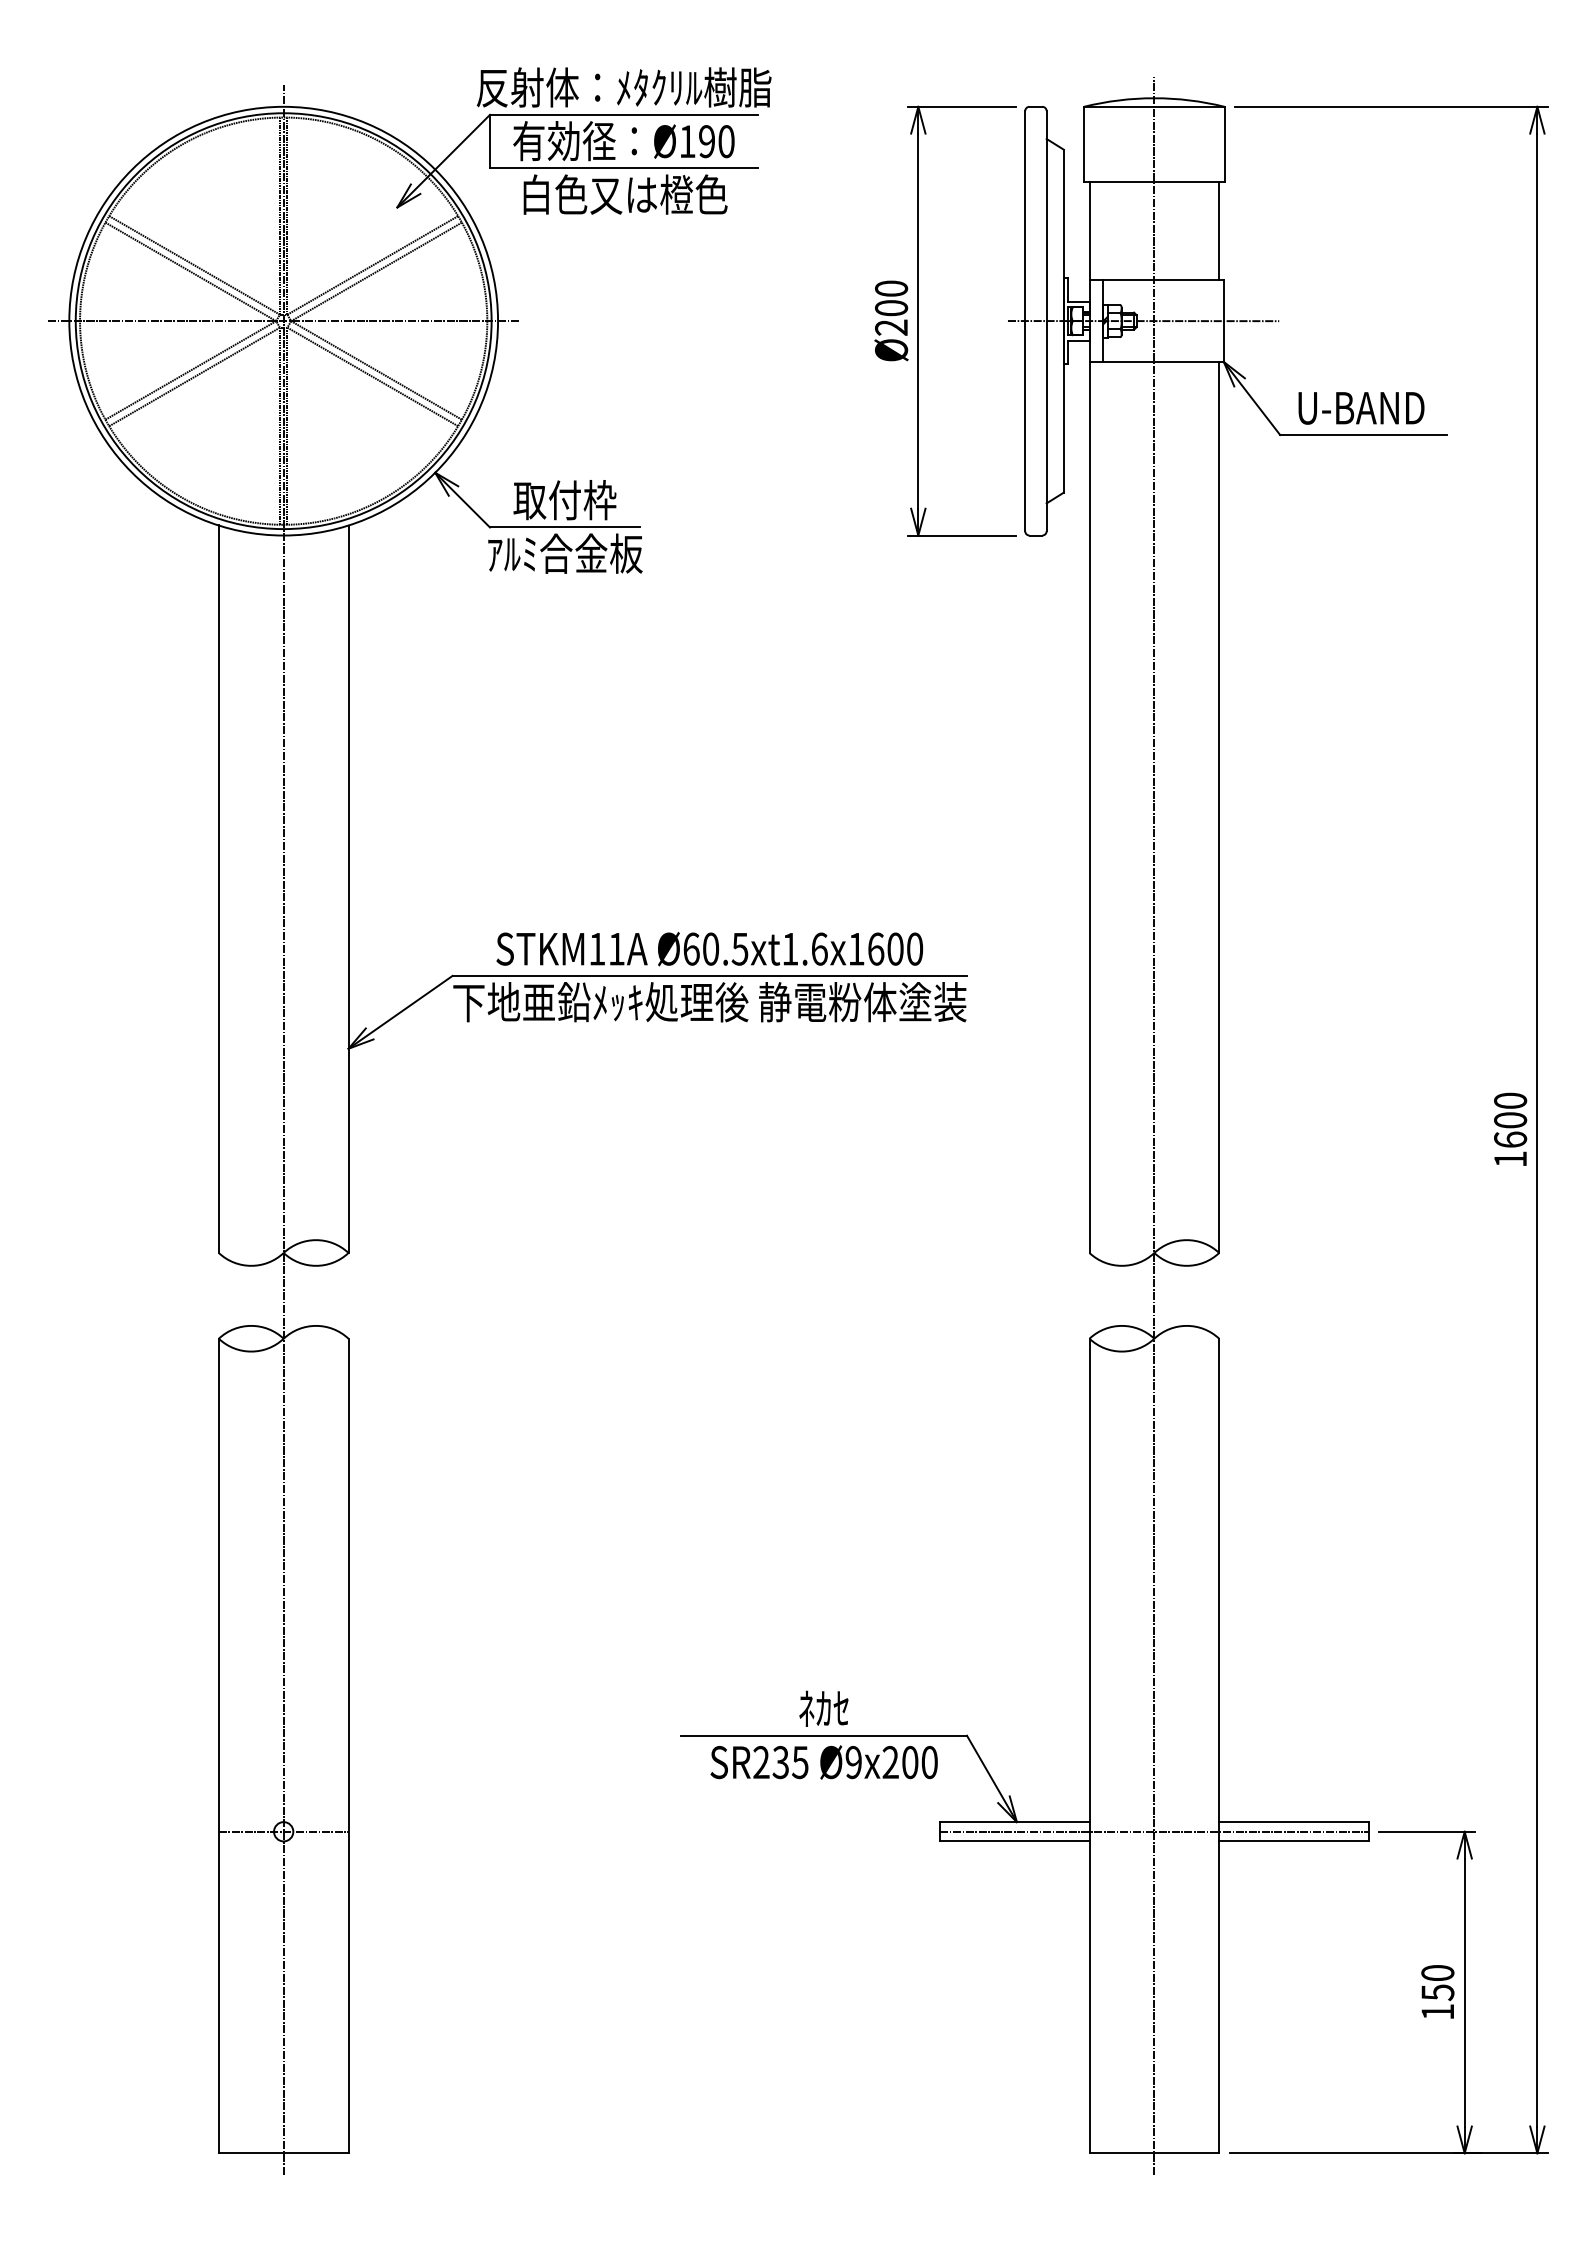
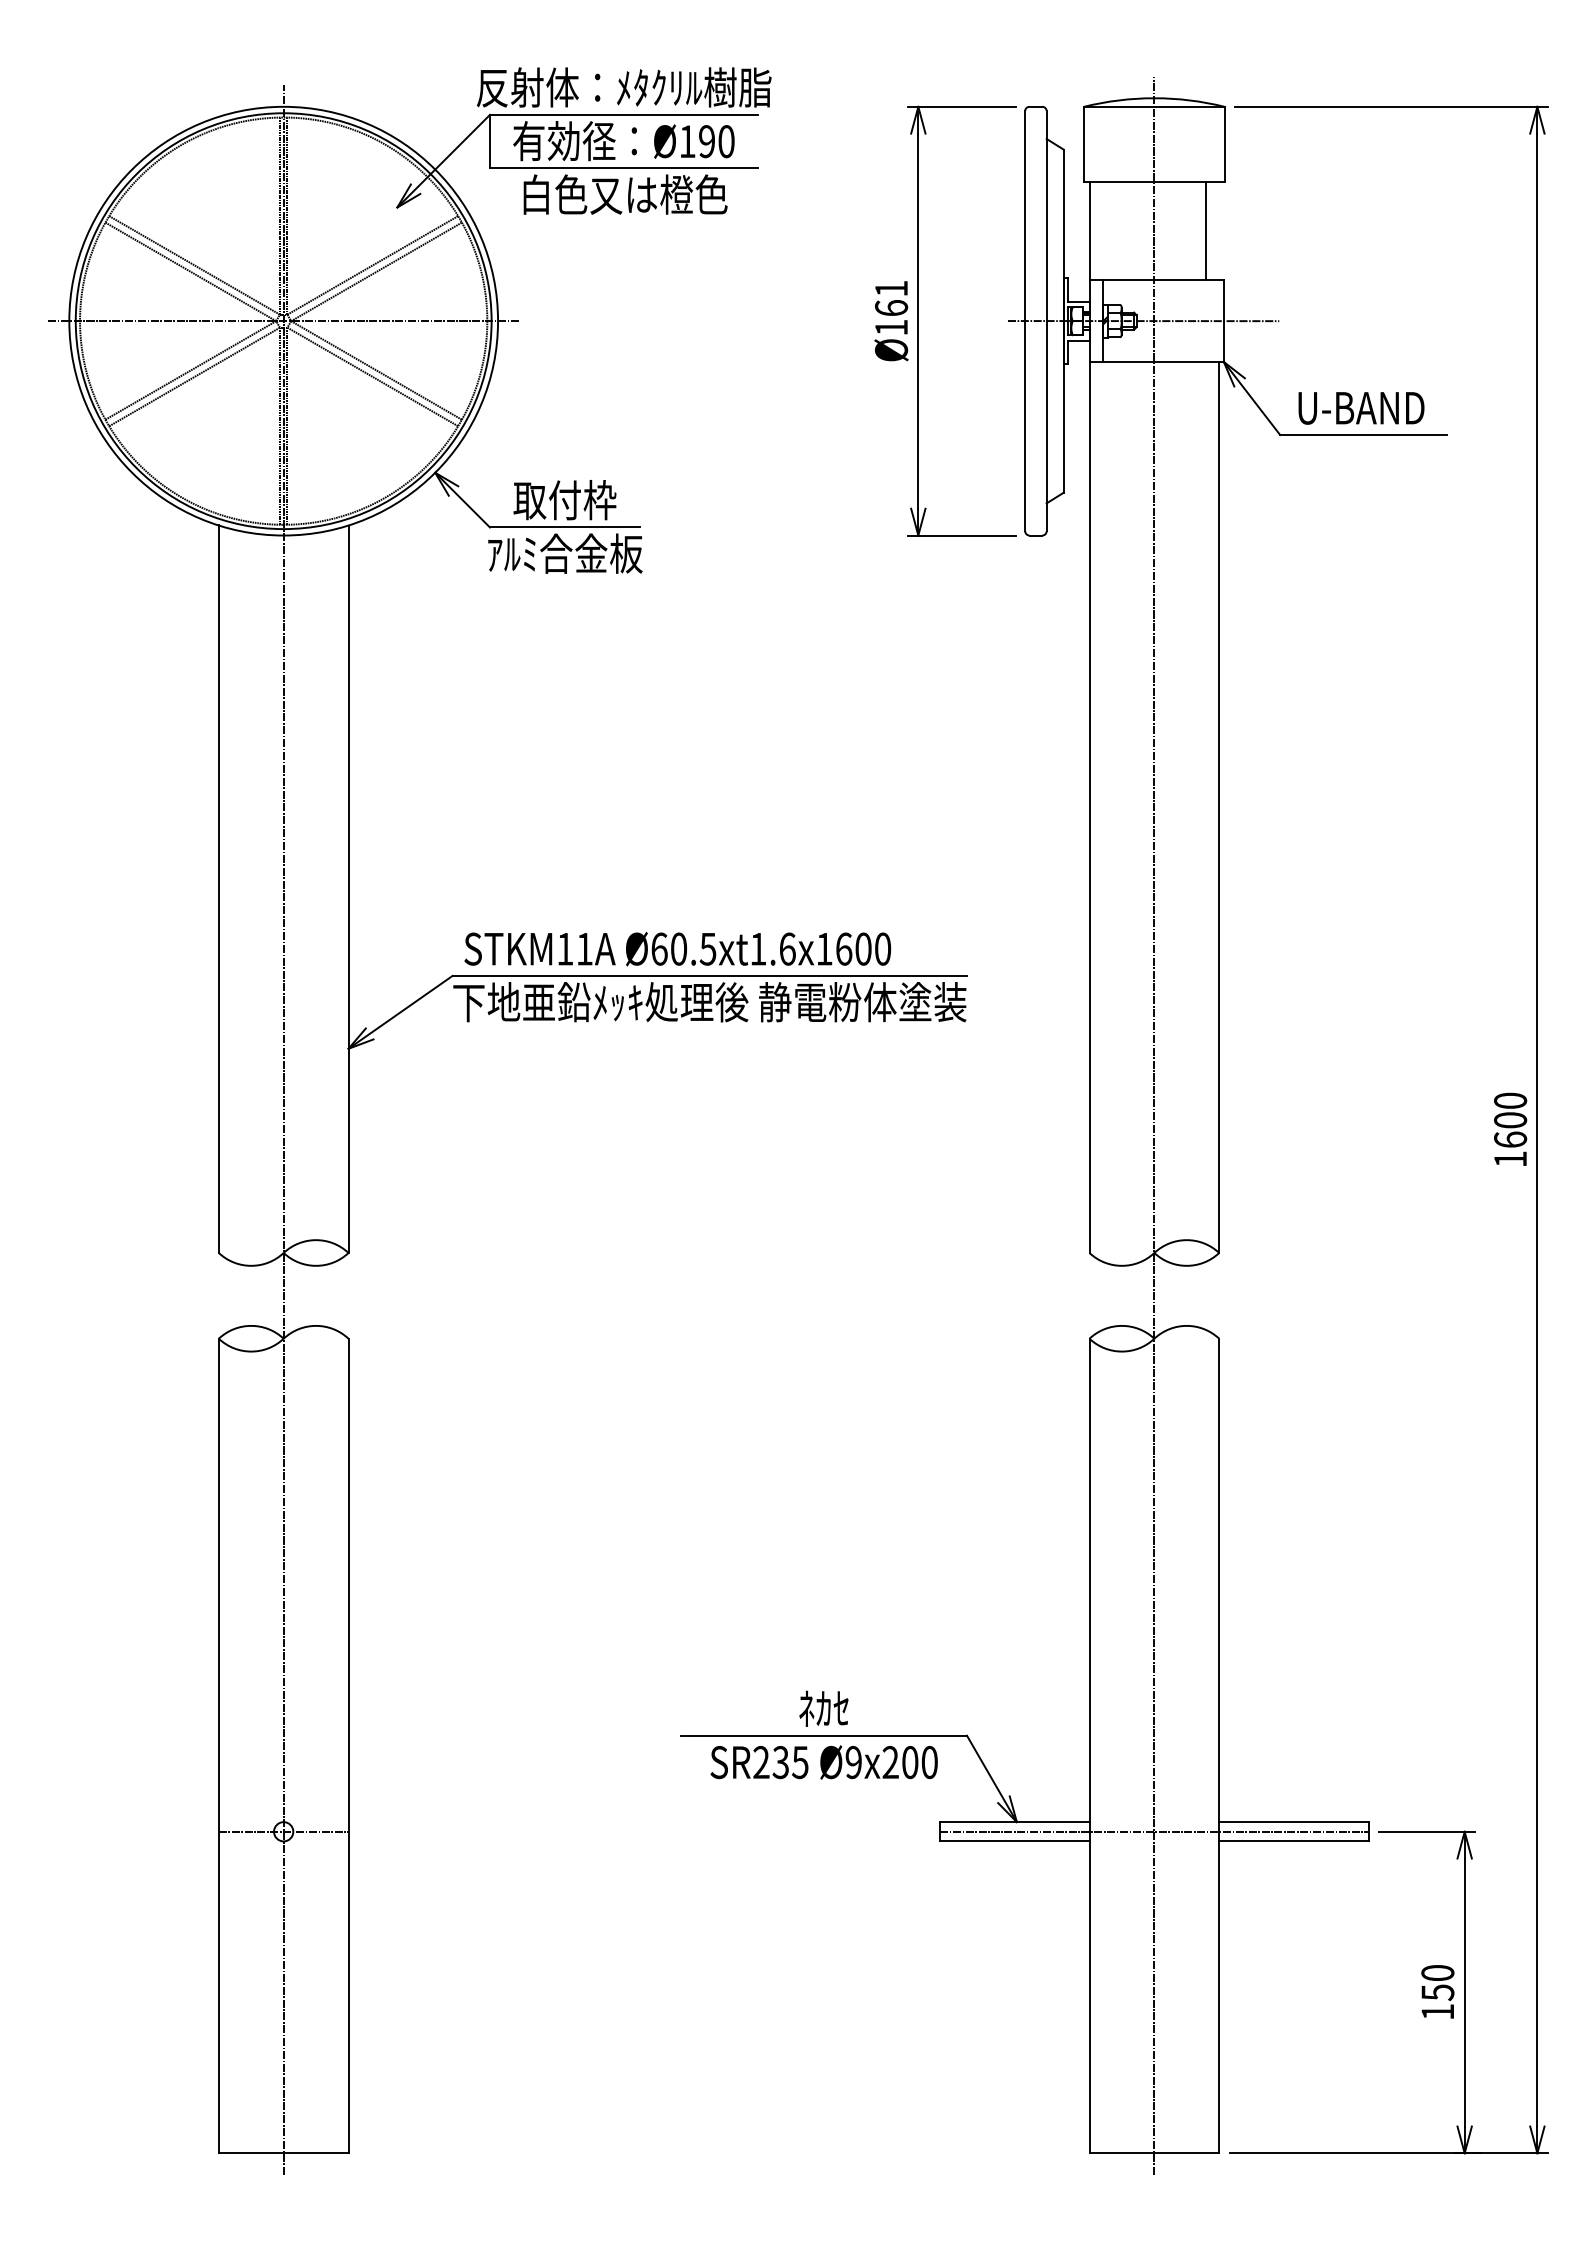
line position: (1219, 230) -> (1206, 230) (1206, 230)
text: Ø200 -> Ø161 (891, 307)
text position: (709, 948) -> (677, 948) (677, 948)
